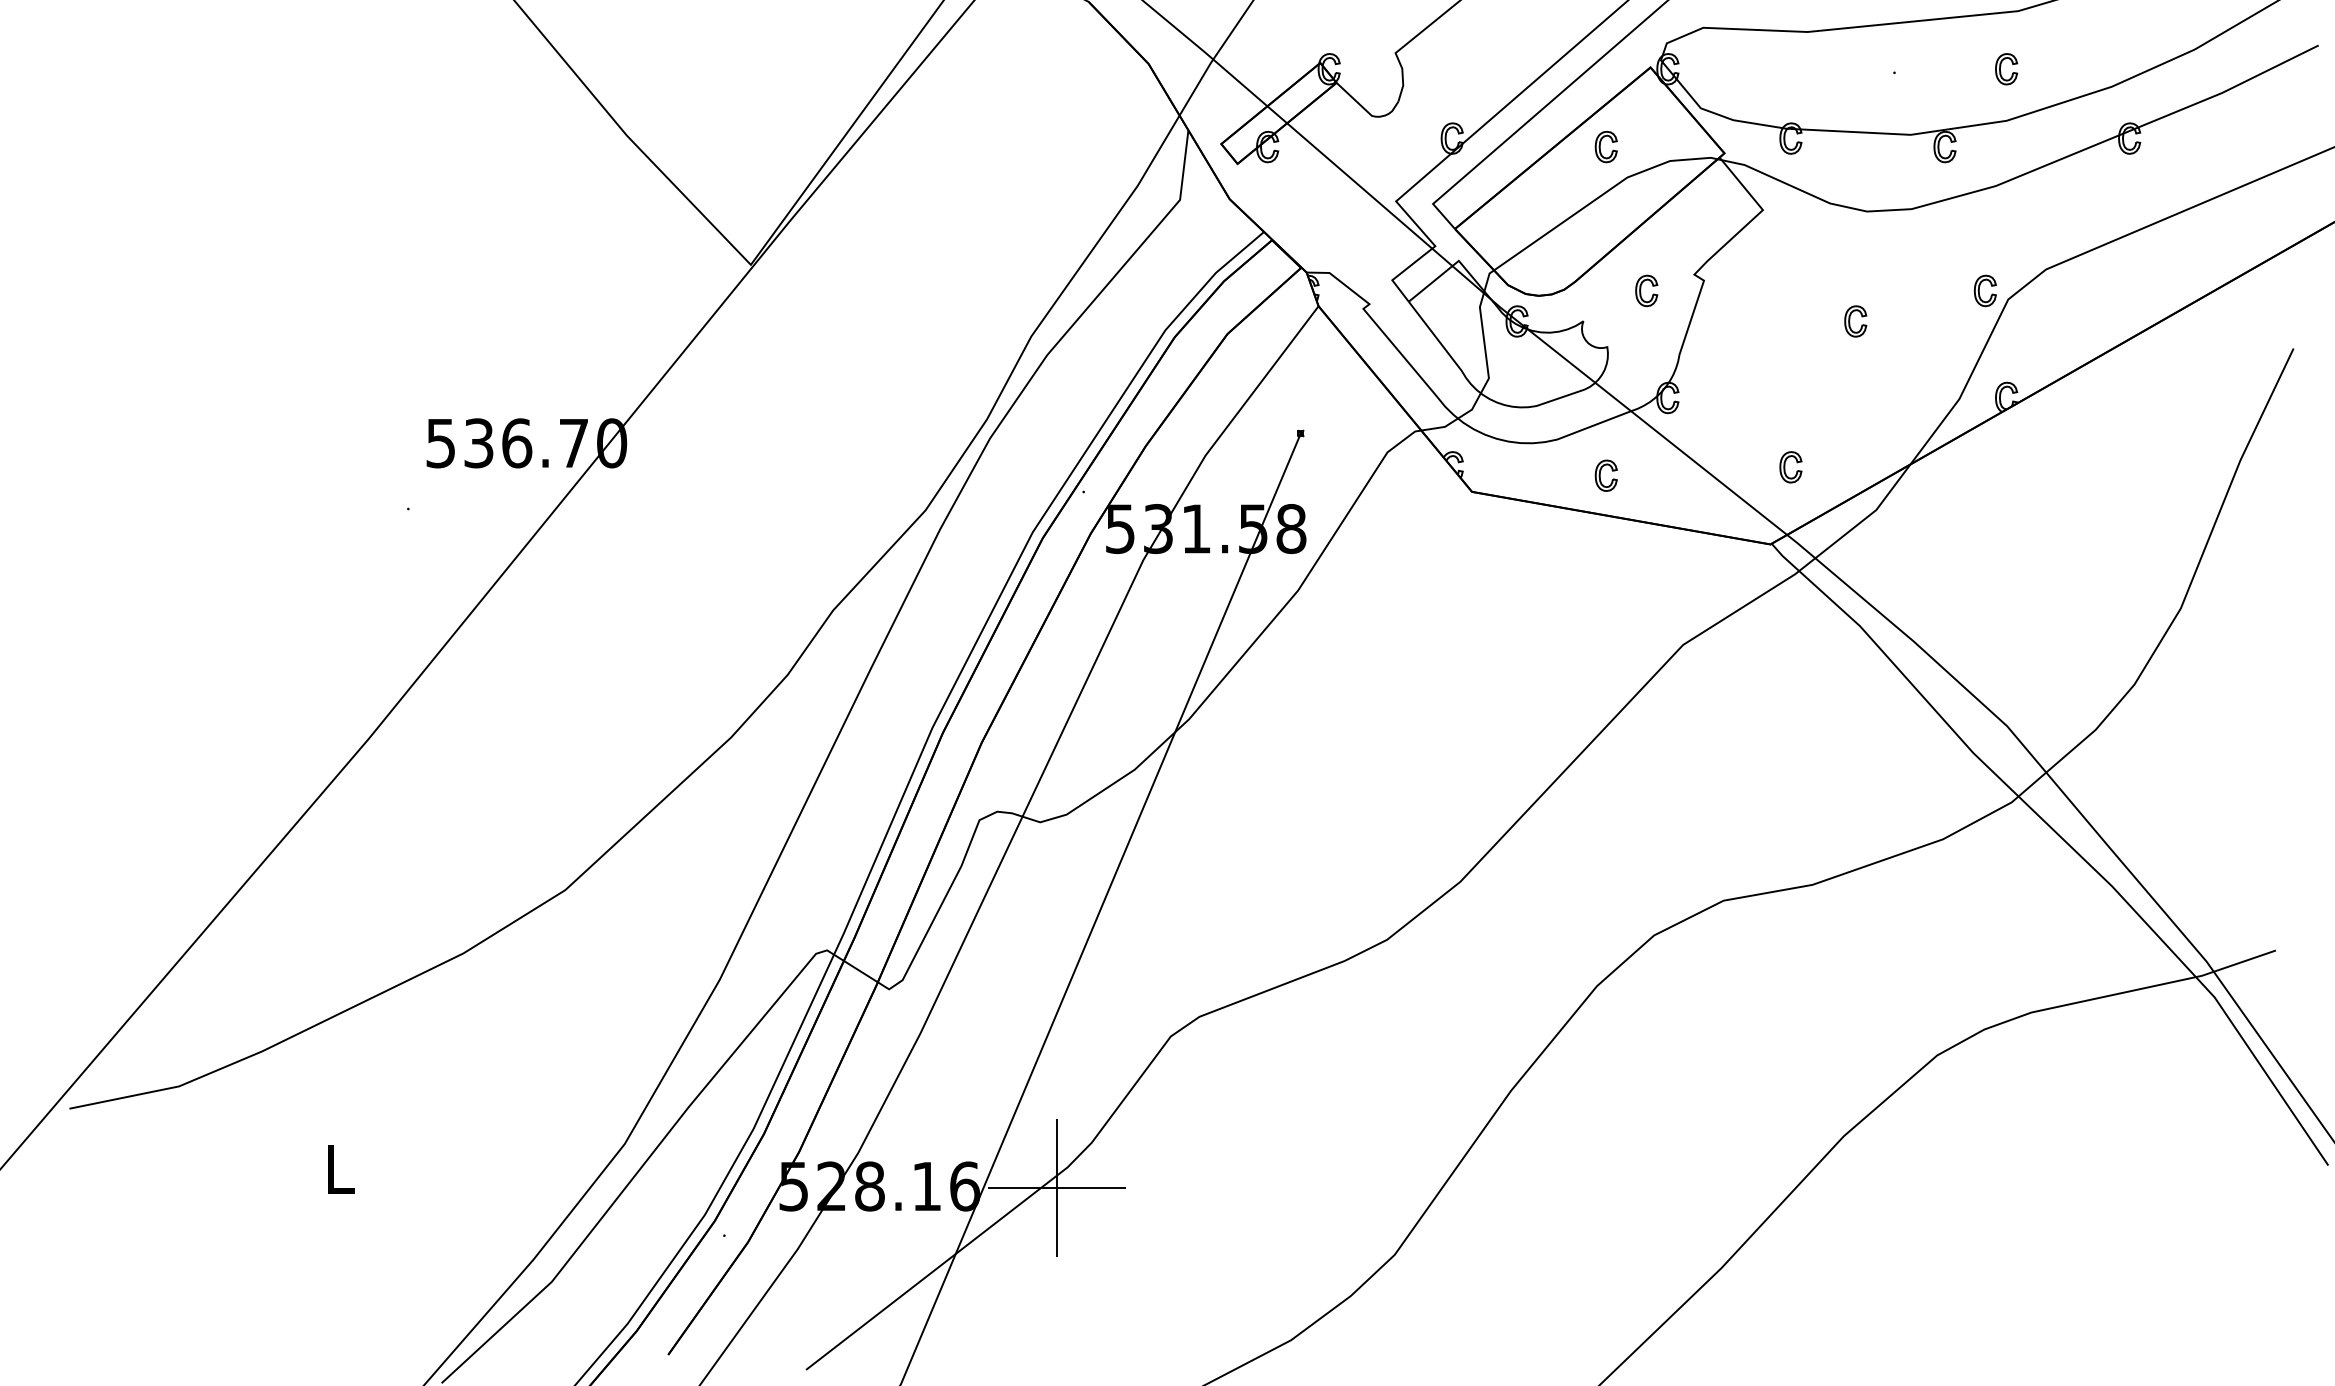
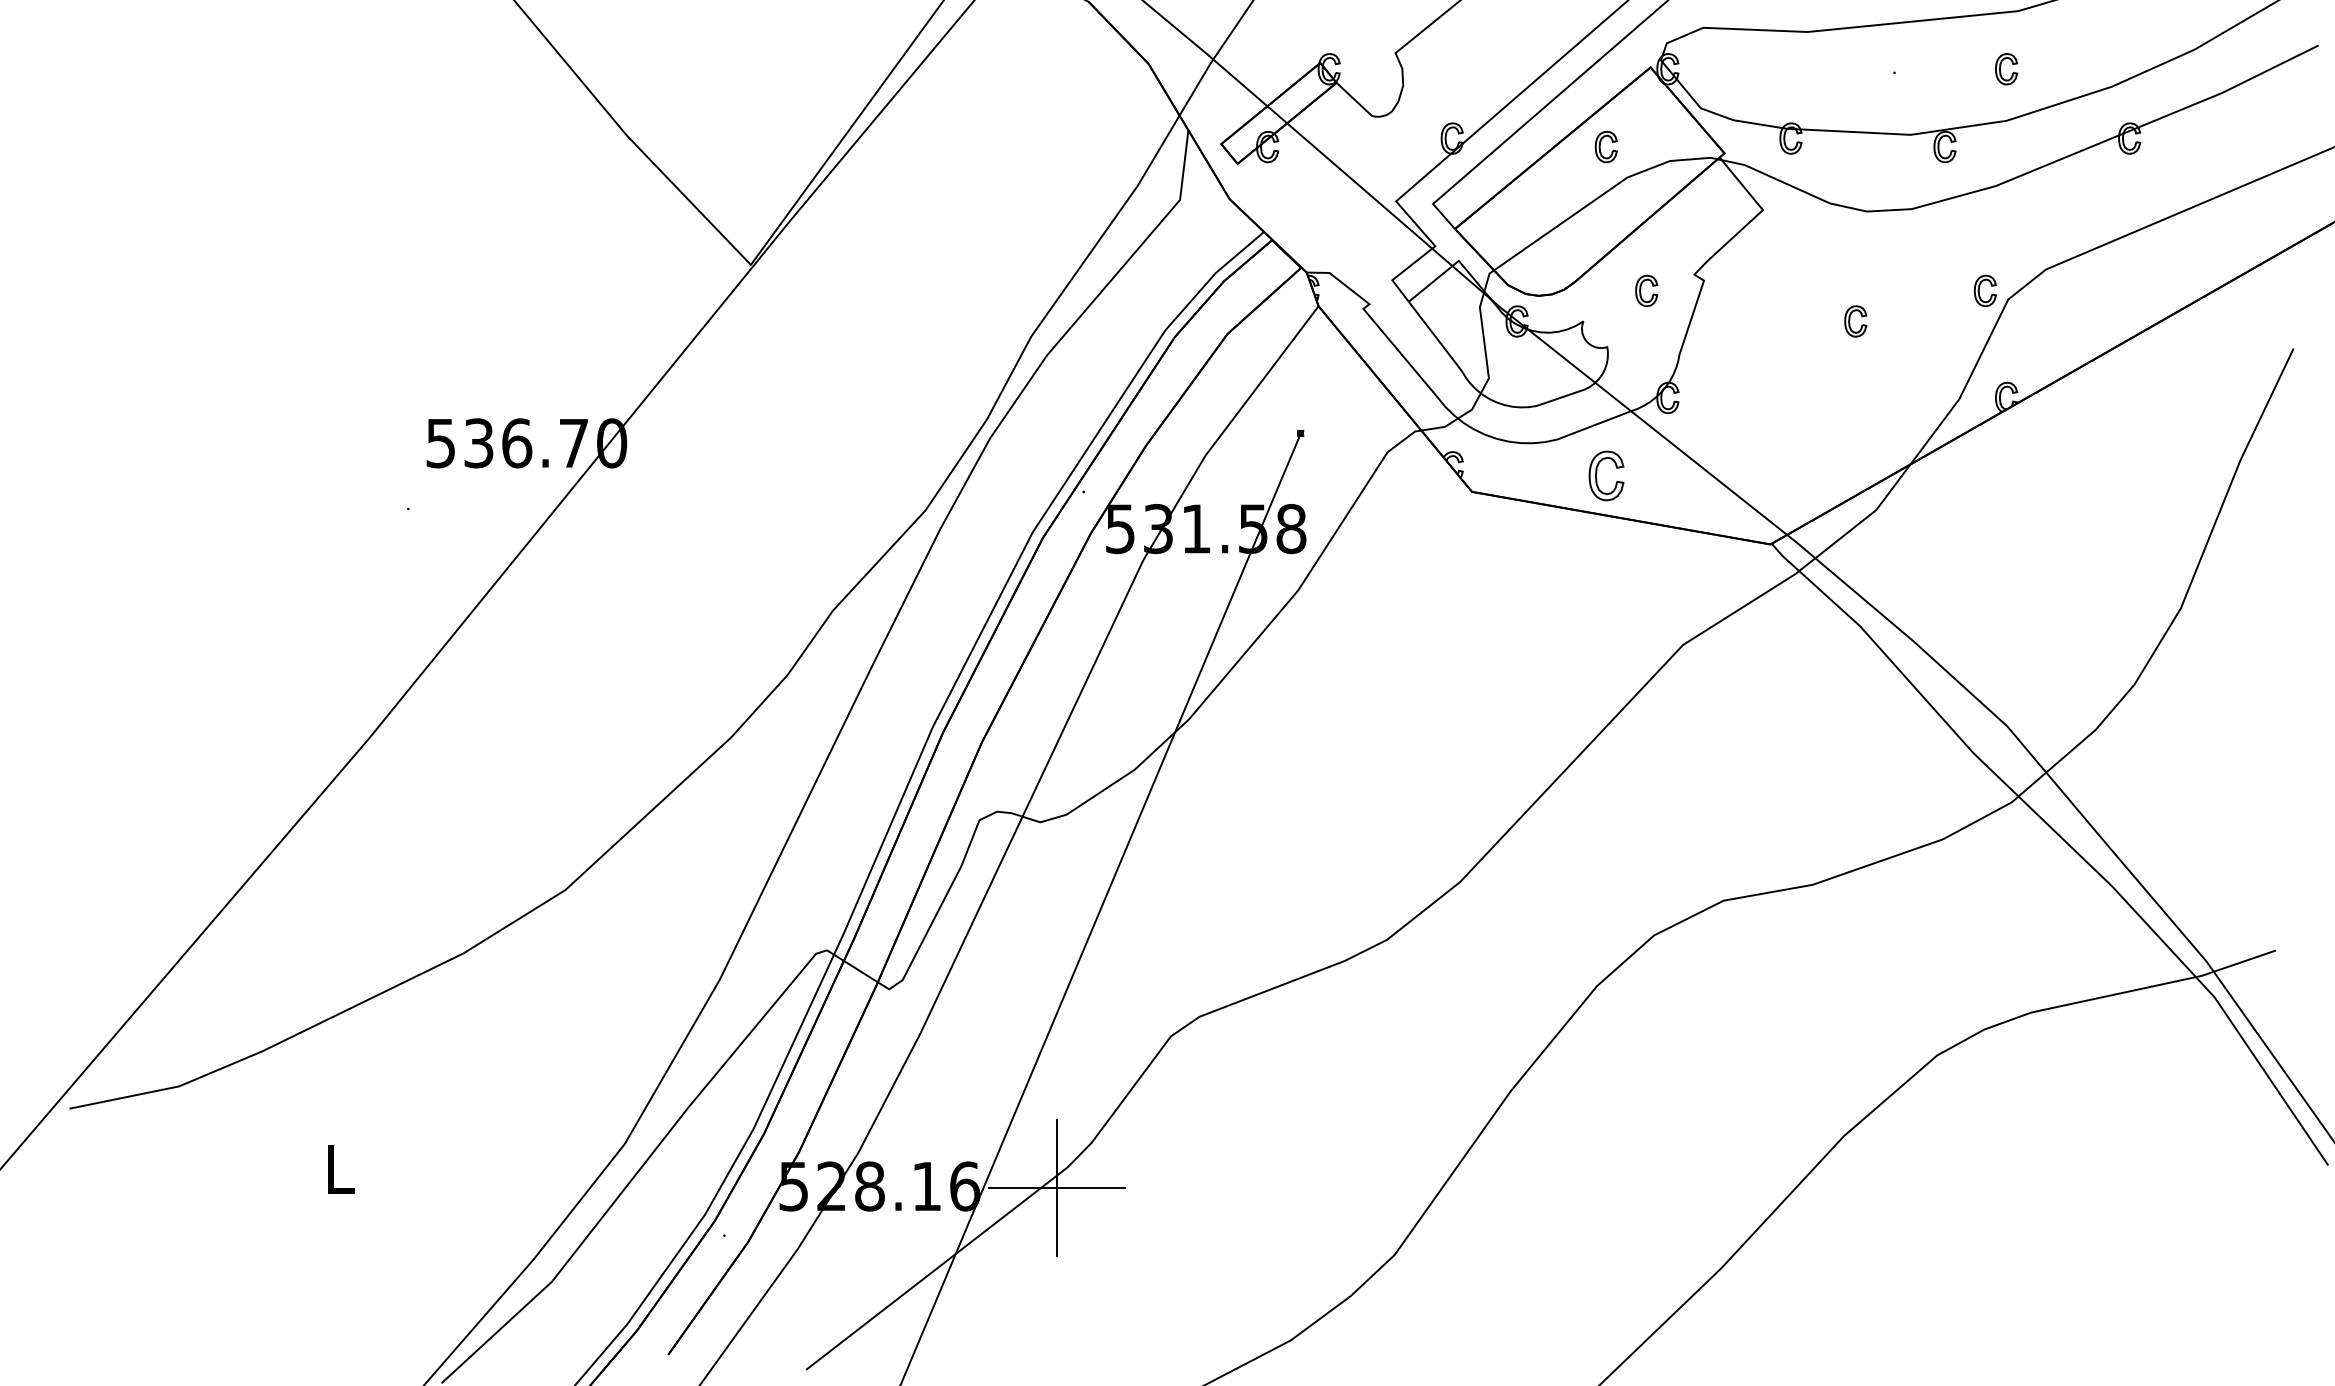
part: present -> none (1790, 467)
part size: 24x33 px -> 37x52 px (1606, 475)
